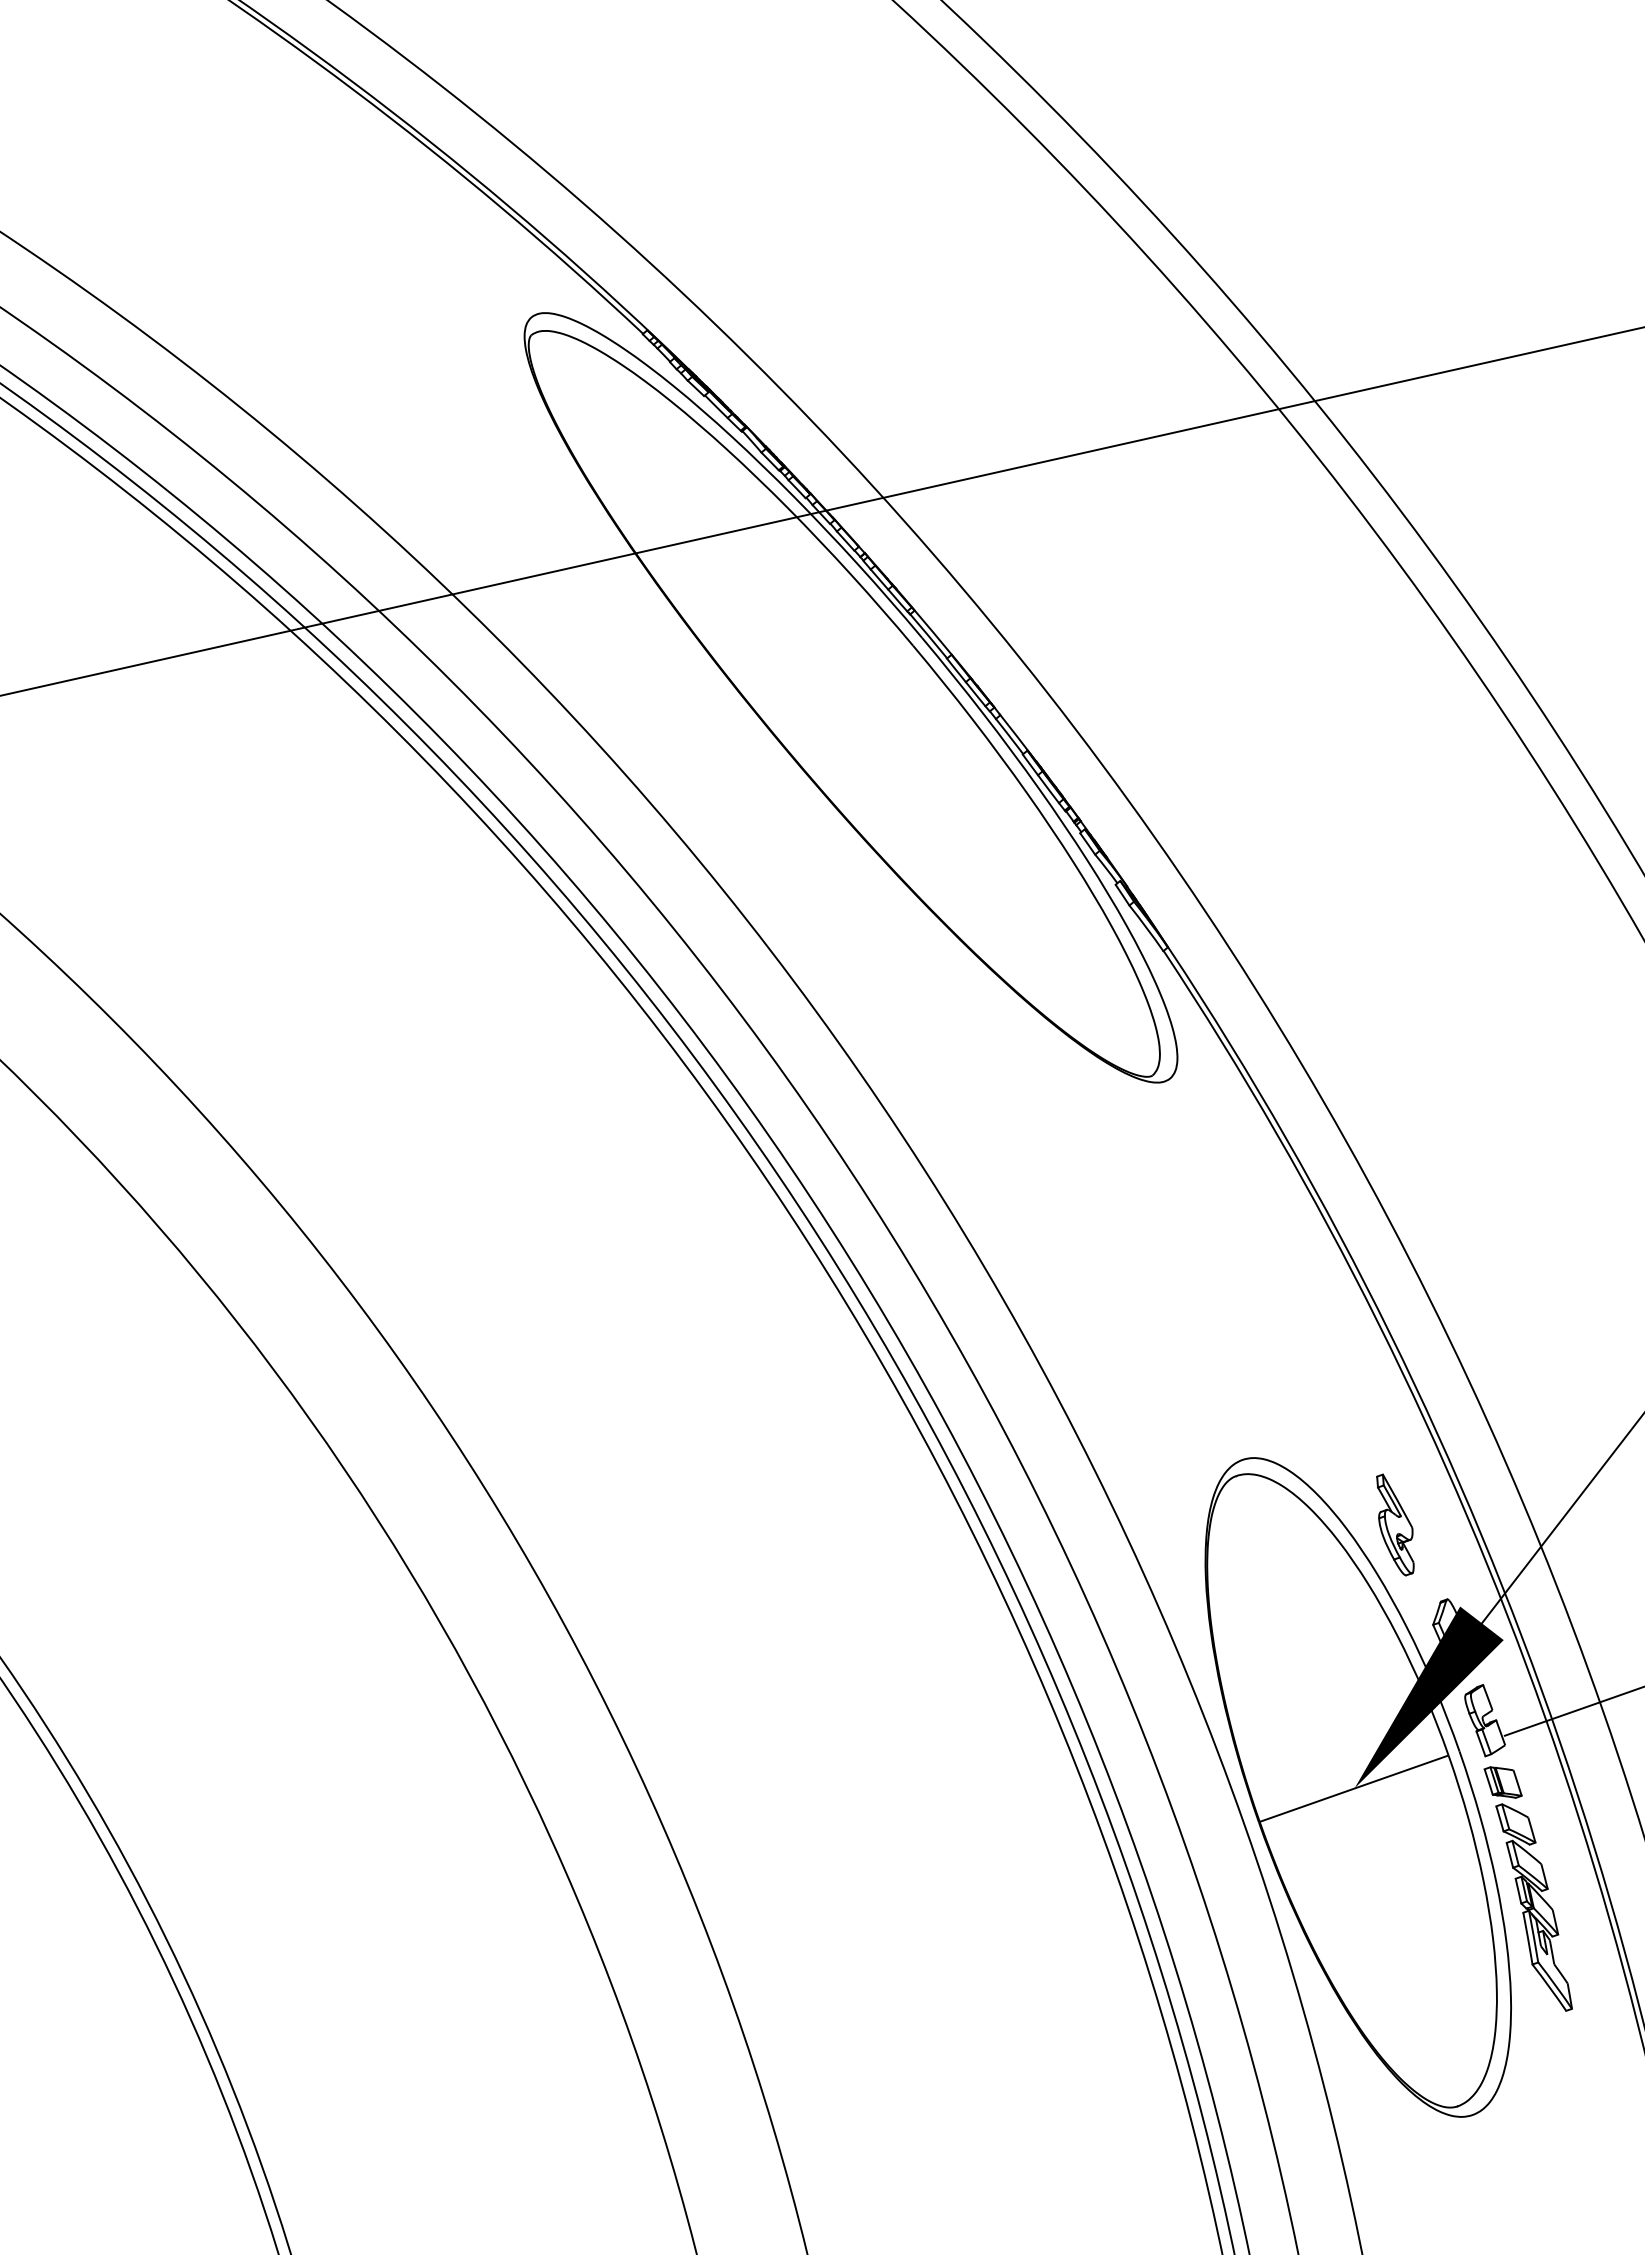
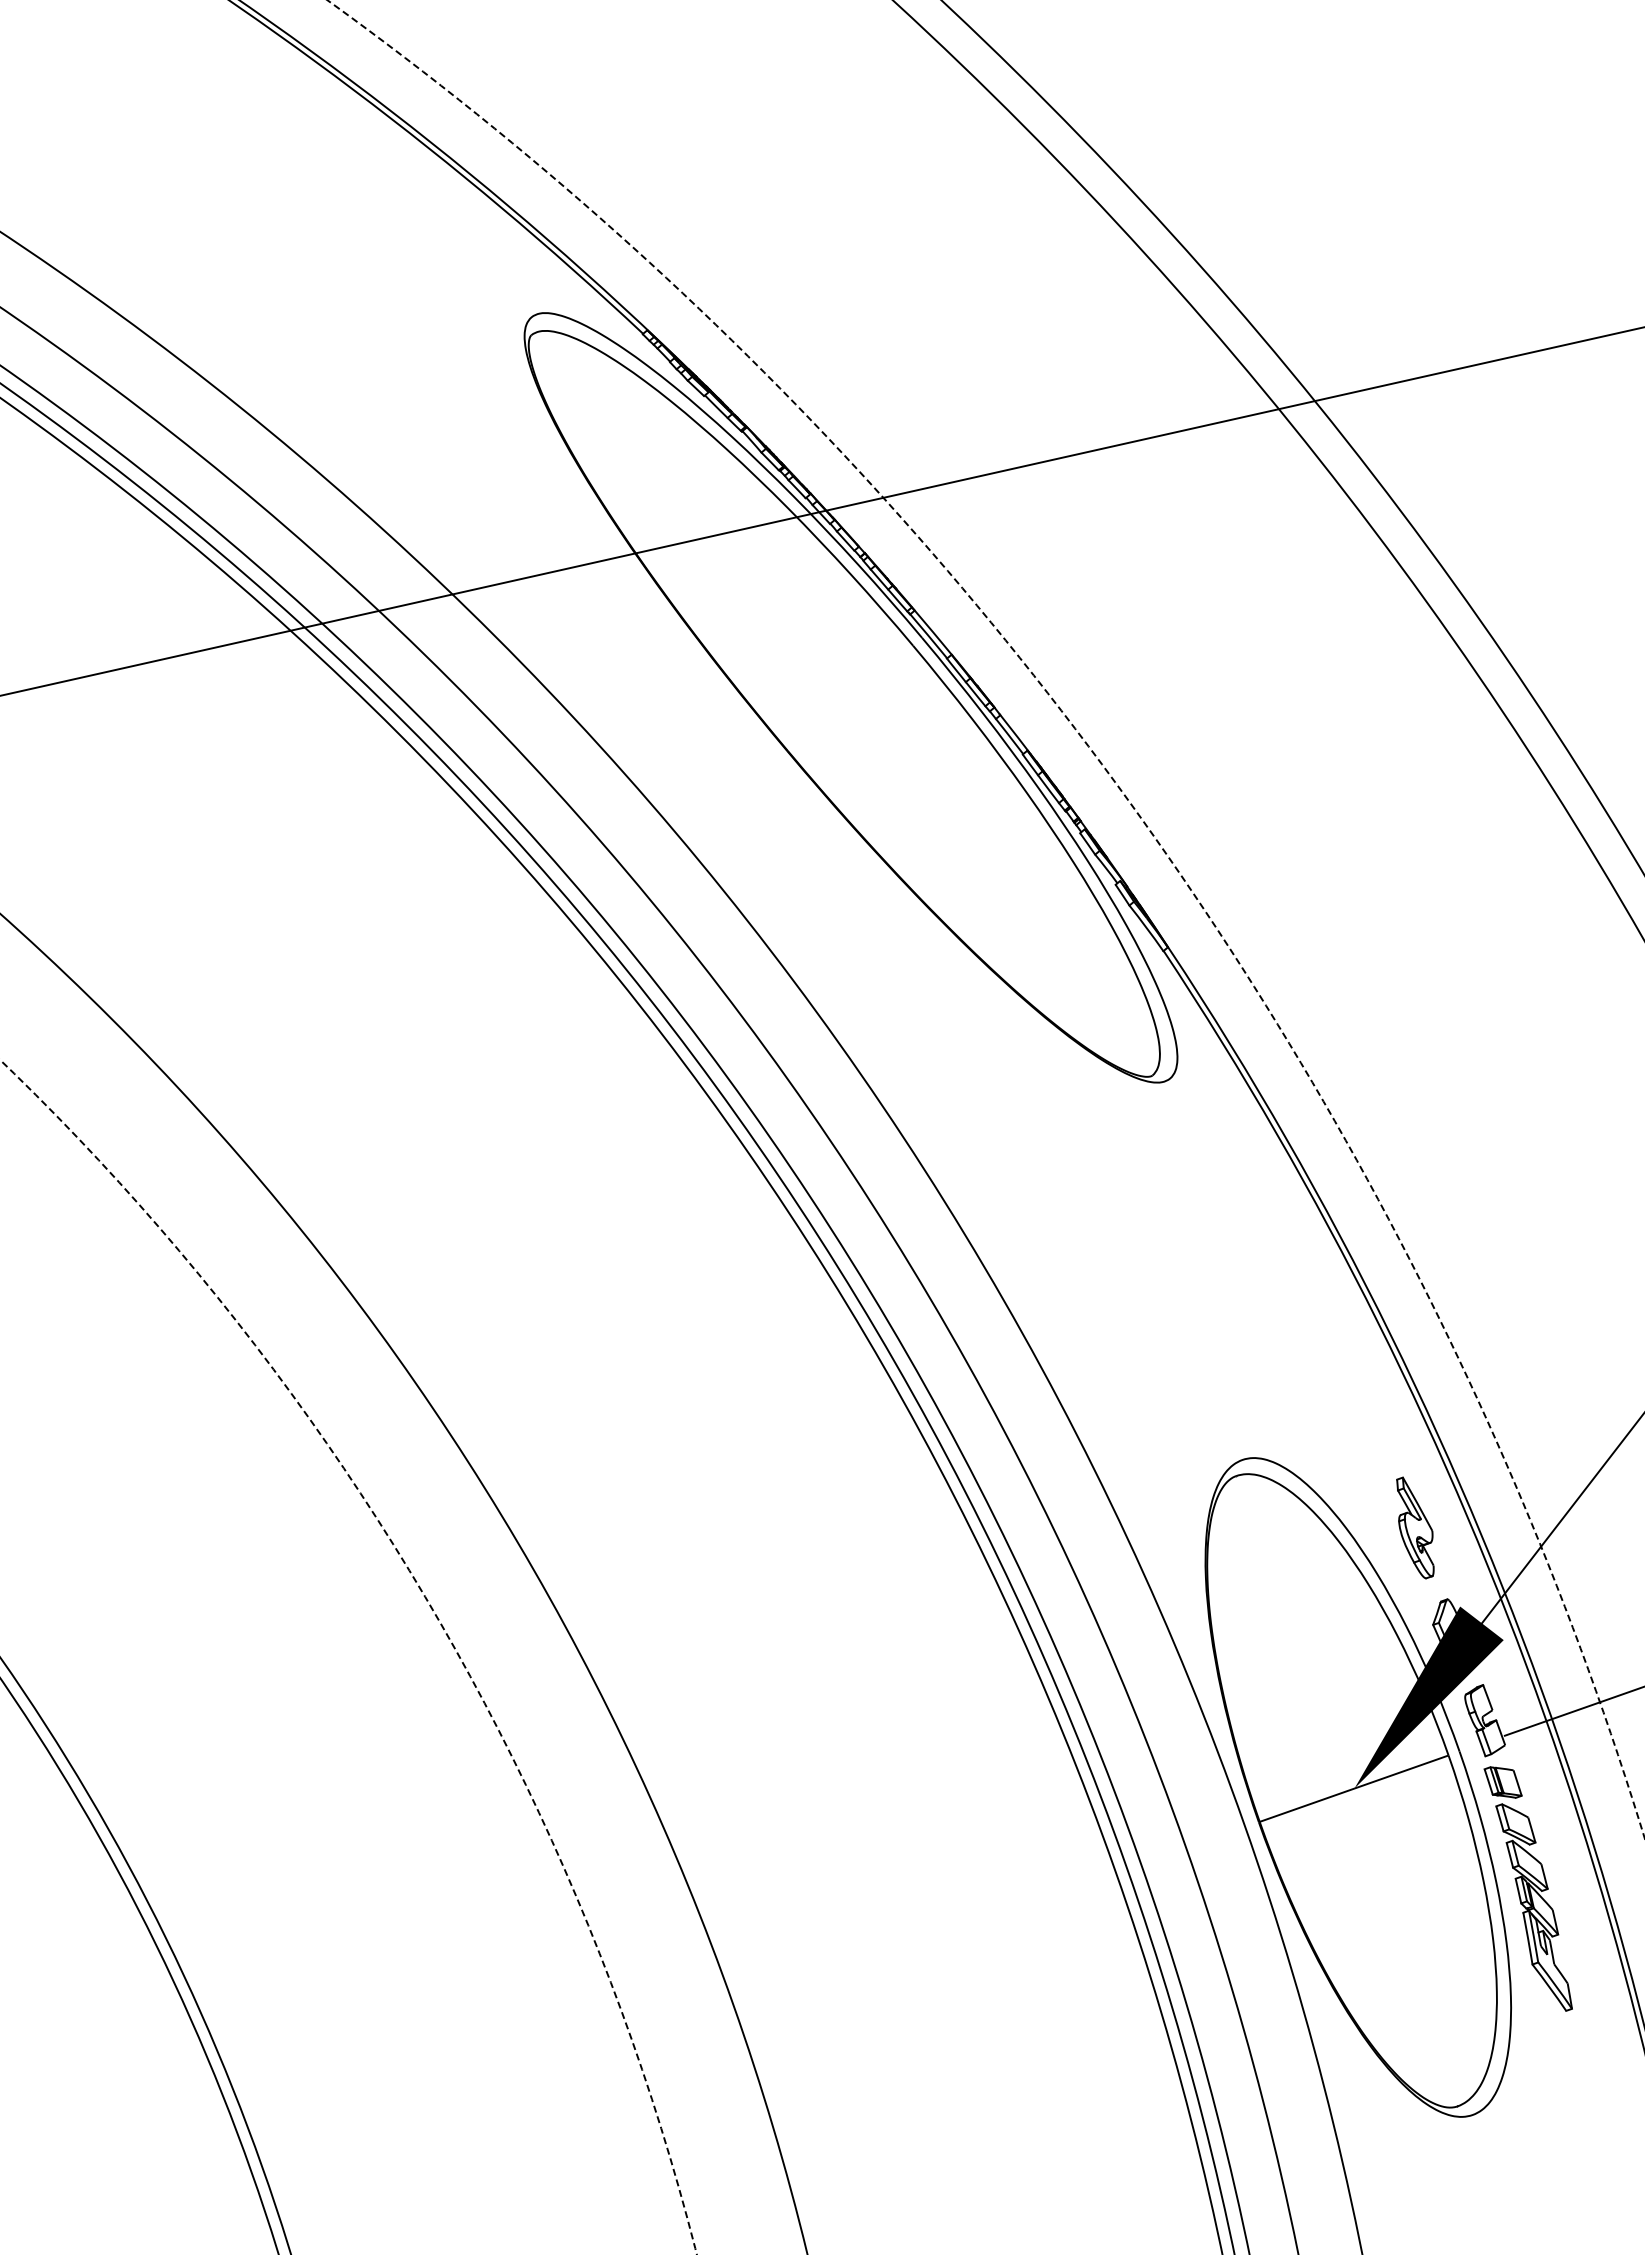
arc: solid -> dashed (1133, 808)
part position: (1395, 1524) -> (1415, 1527) (1415, 1527)
circle: solid -> dashed (348, 1657)
